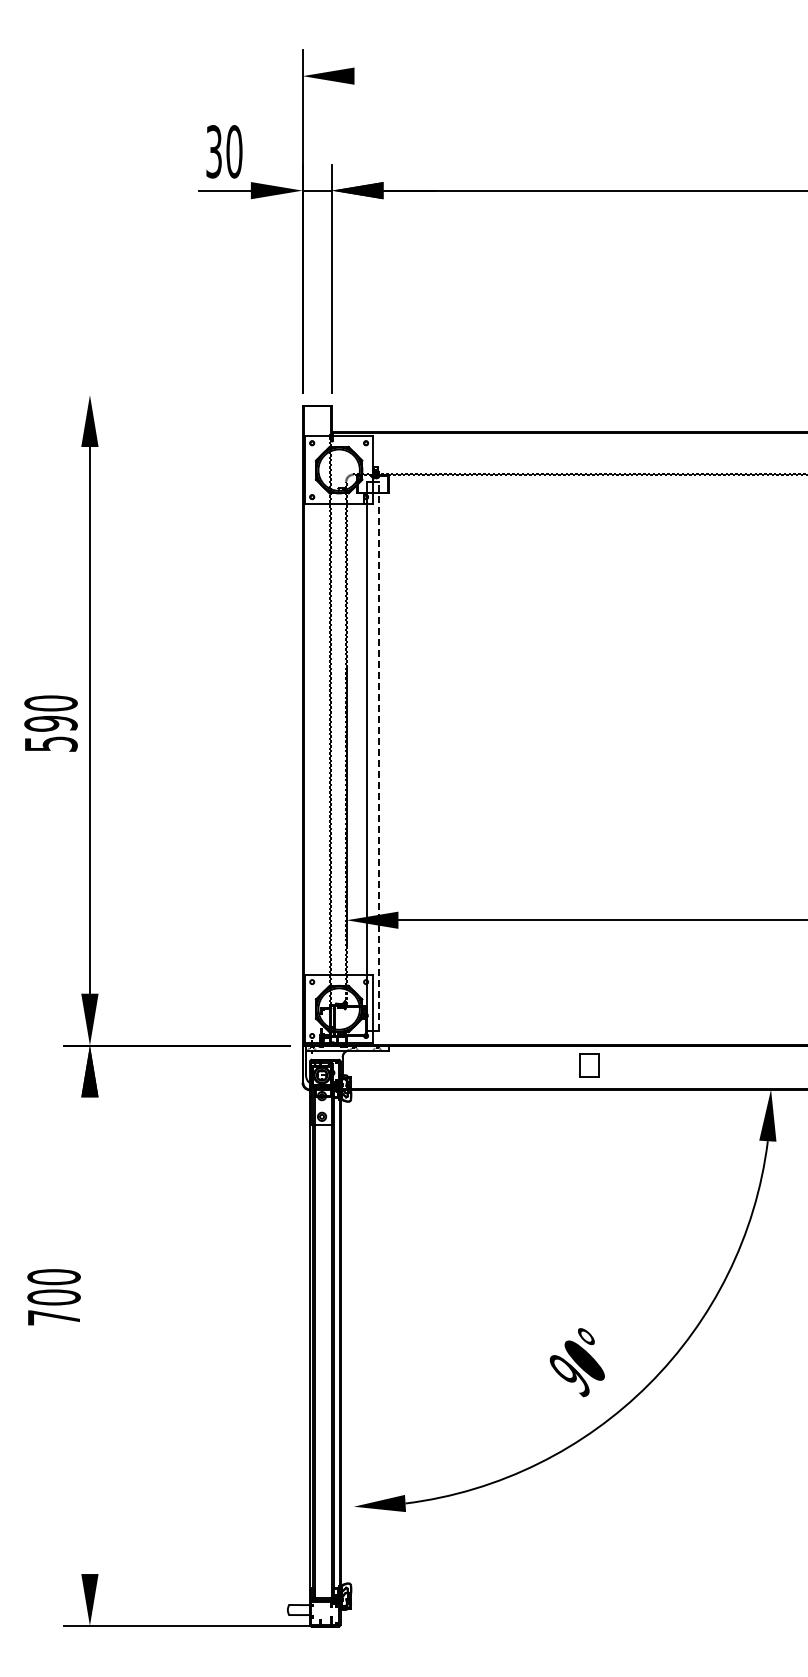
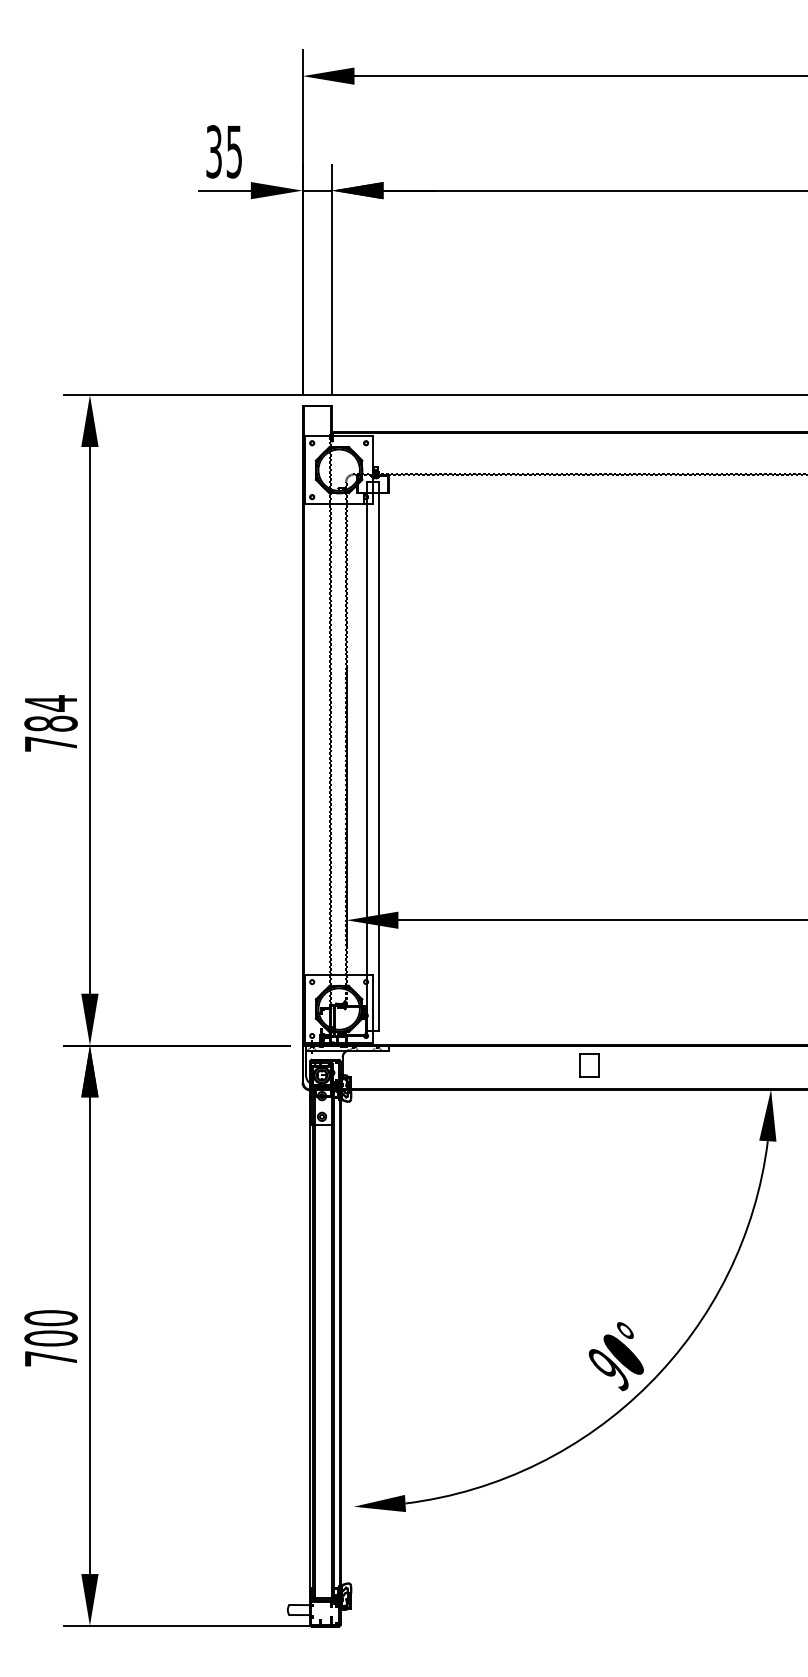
line: none -> present (579, 76)
text: 30 -> 35 (234, 151)
line: none -> present (434, 395)
text: 590 -> 784 (50, 723)
line: dashed -> solid (378, 756)
text position: (53, 1297) -> (50, 1338) (50, 1338)
line: none -> present (89, 1335)
text position: (576, 1362) -> (615, 1356) (615, 1356)
